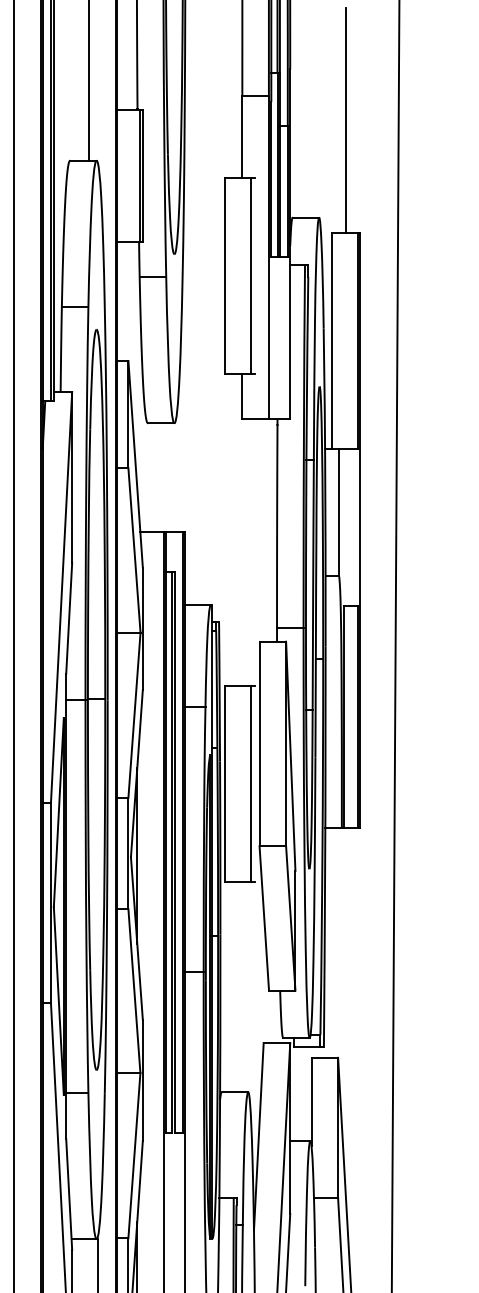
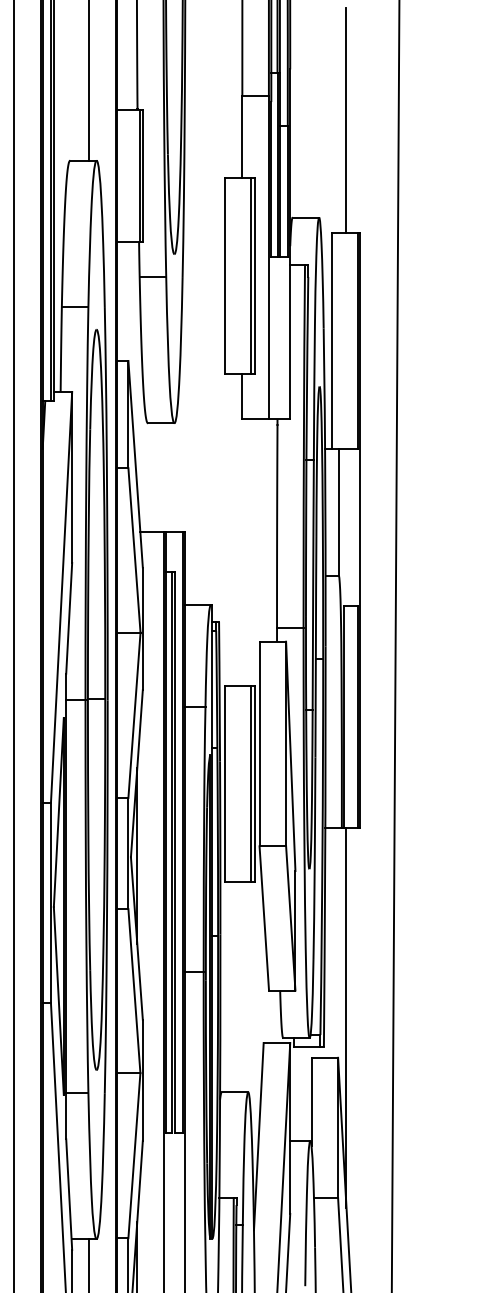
line: none -> present (255, 275)
line: none -> present (255, 783)
line: none -> present (346, 1017)
line position: (98, 1264) -> (89, 1264) (89, 1264)
